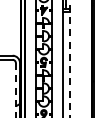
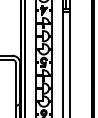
line: dashed -> solid (70, 59)
line: dashed -> solid (15, 90)
